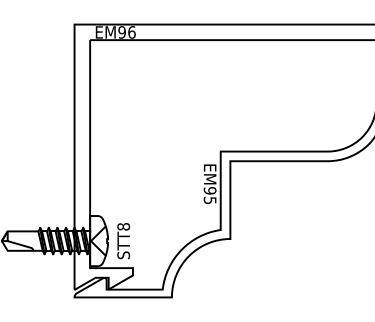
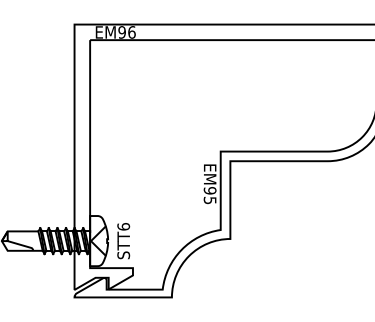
text: STT8 -> STT6 (123, 226)
